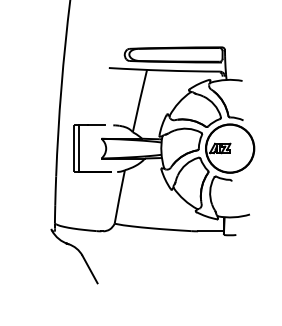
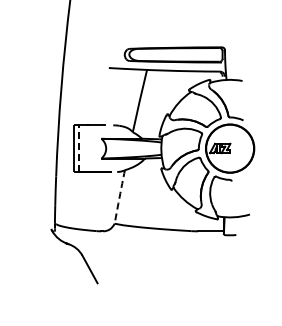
line: solid -> dashed (79, 148)
arc: solid -> dashed (119, 196)
